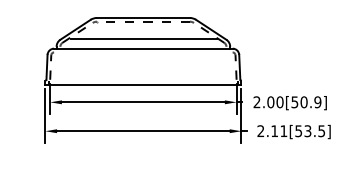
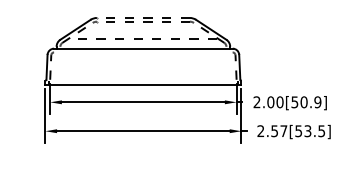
line: solid -> dashed (143, 17)
line: solid -> dashed (143, 39)
text: 2.11[53.5] -> 2.57[53.5] (279, 131)
